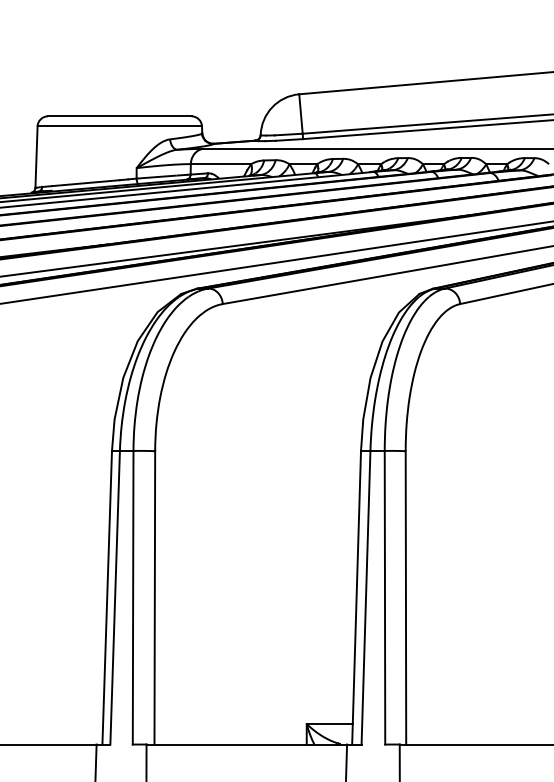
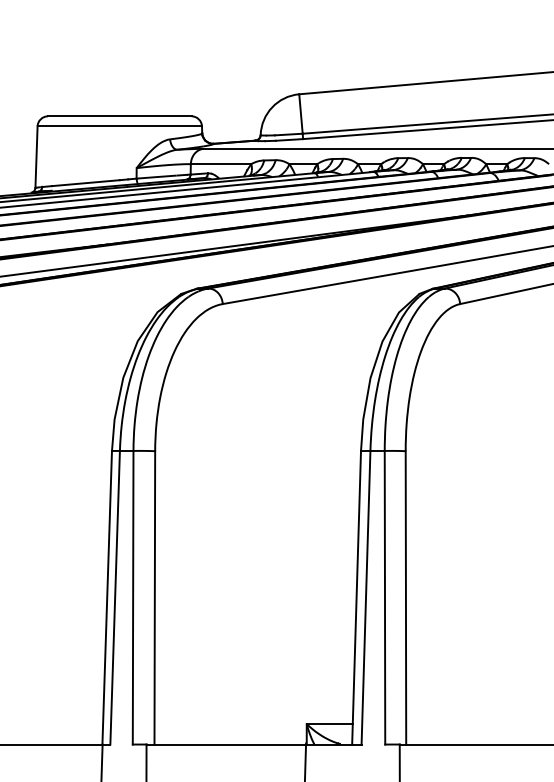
line: present -> none (276, 262)
line position: (95, 761) -> (101, 761) (101, 761)
line position: (346, 761) -> (305, 760) (305, 760)
